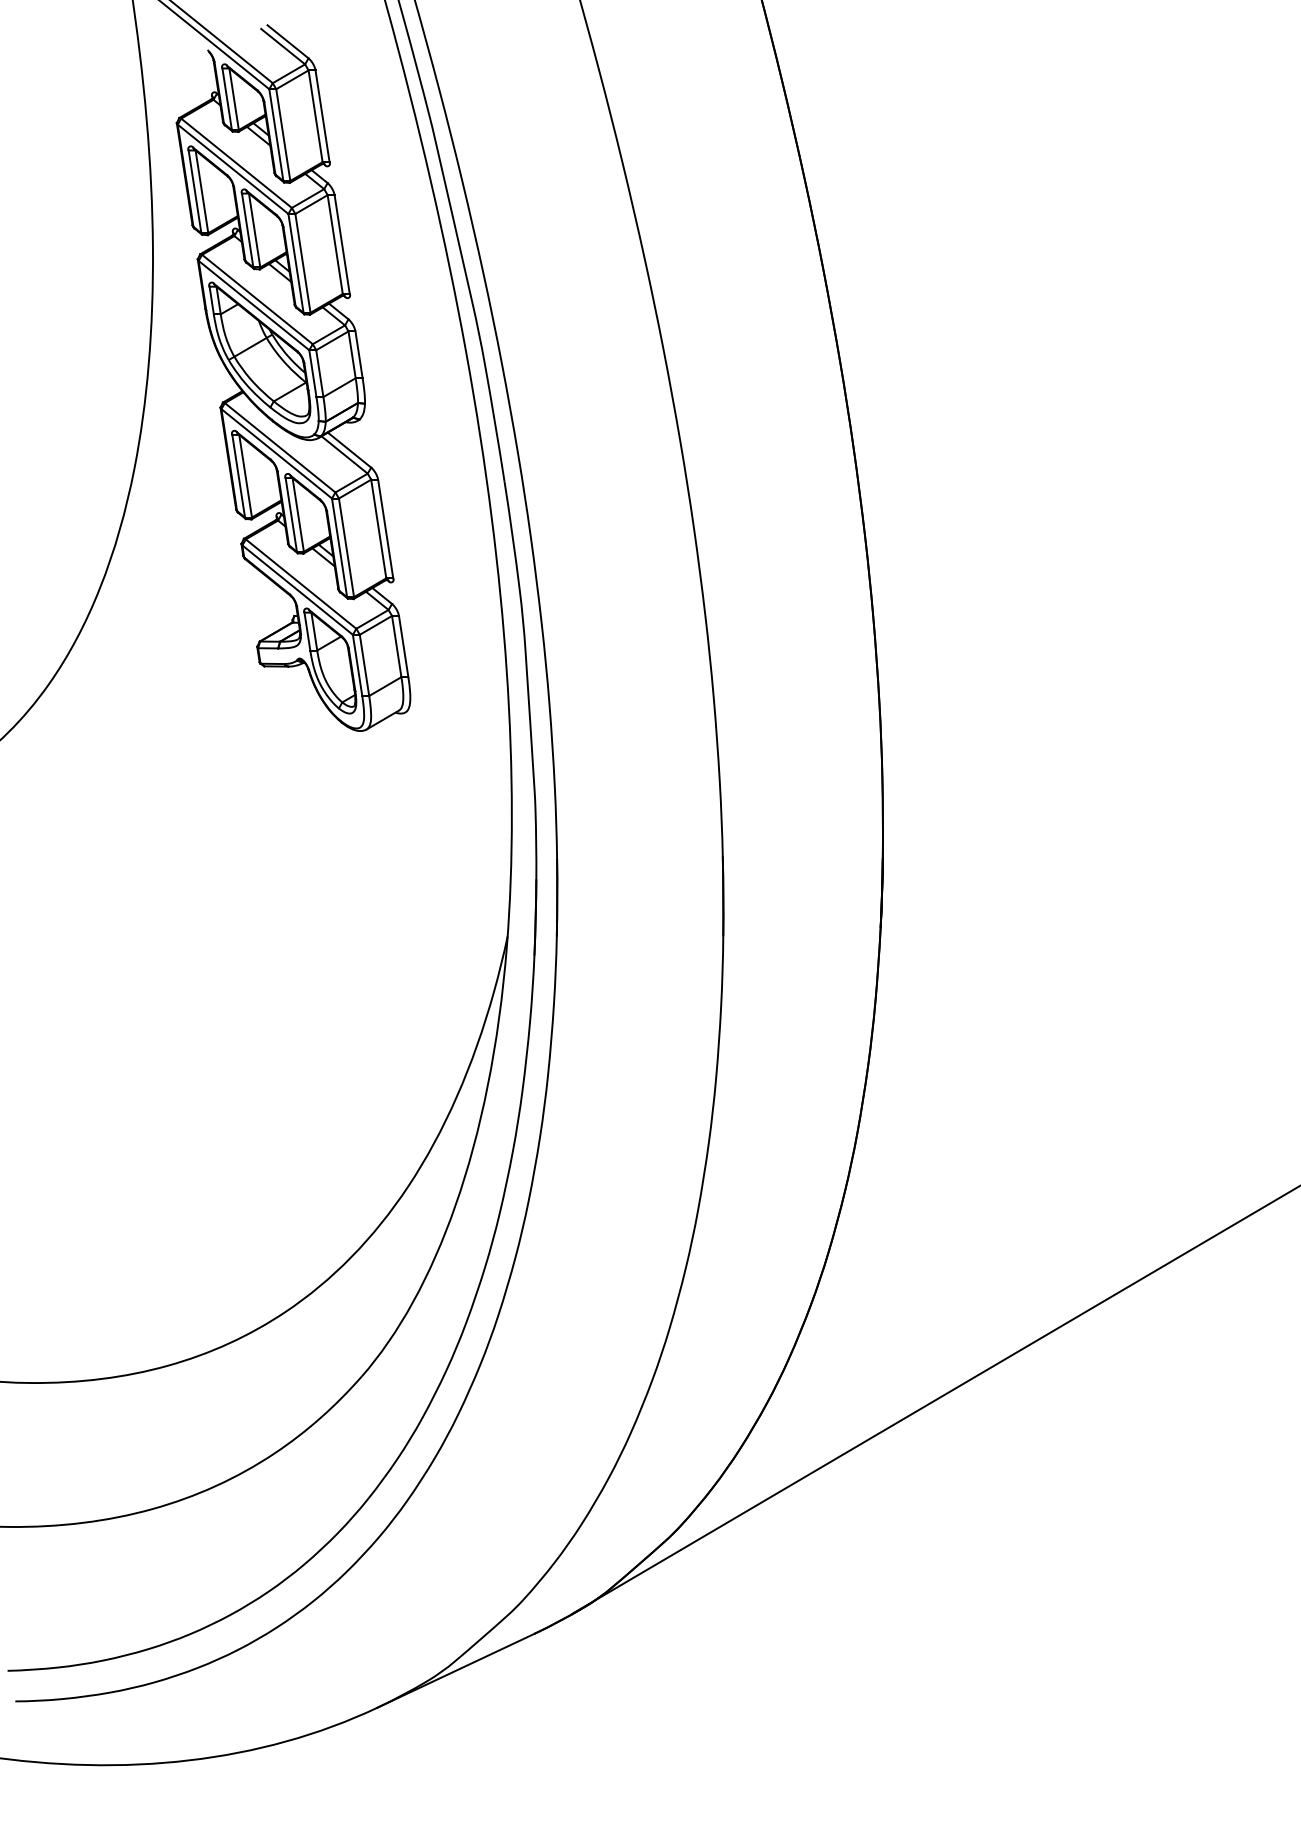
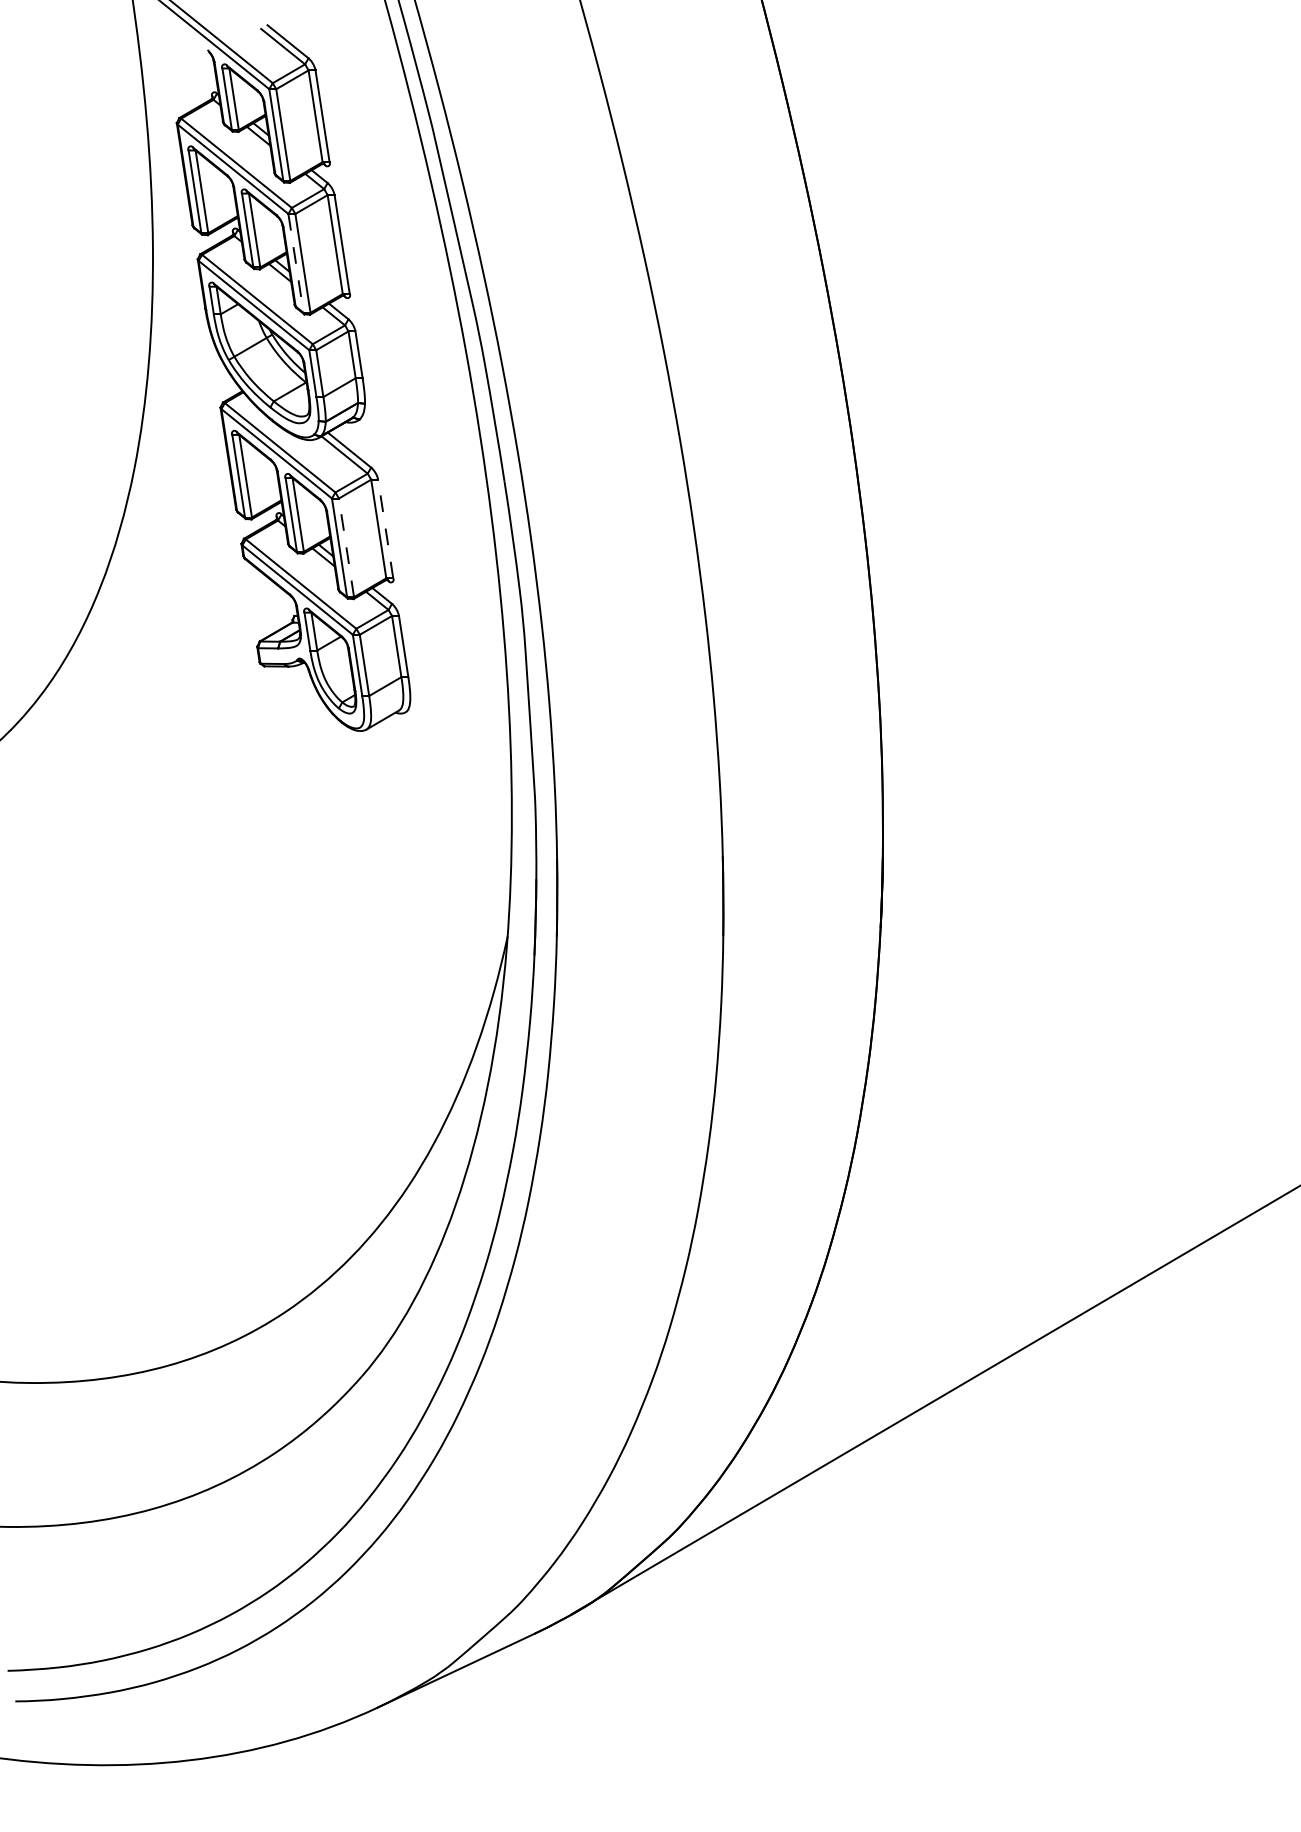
line: solid -> dashed (296, 263)
line: solid -> dashed (385, 529)
line: solid -> dashed (346, 547)
